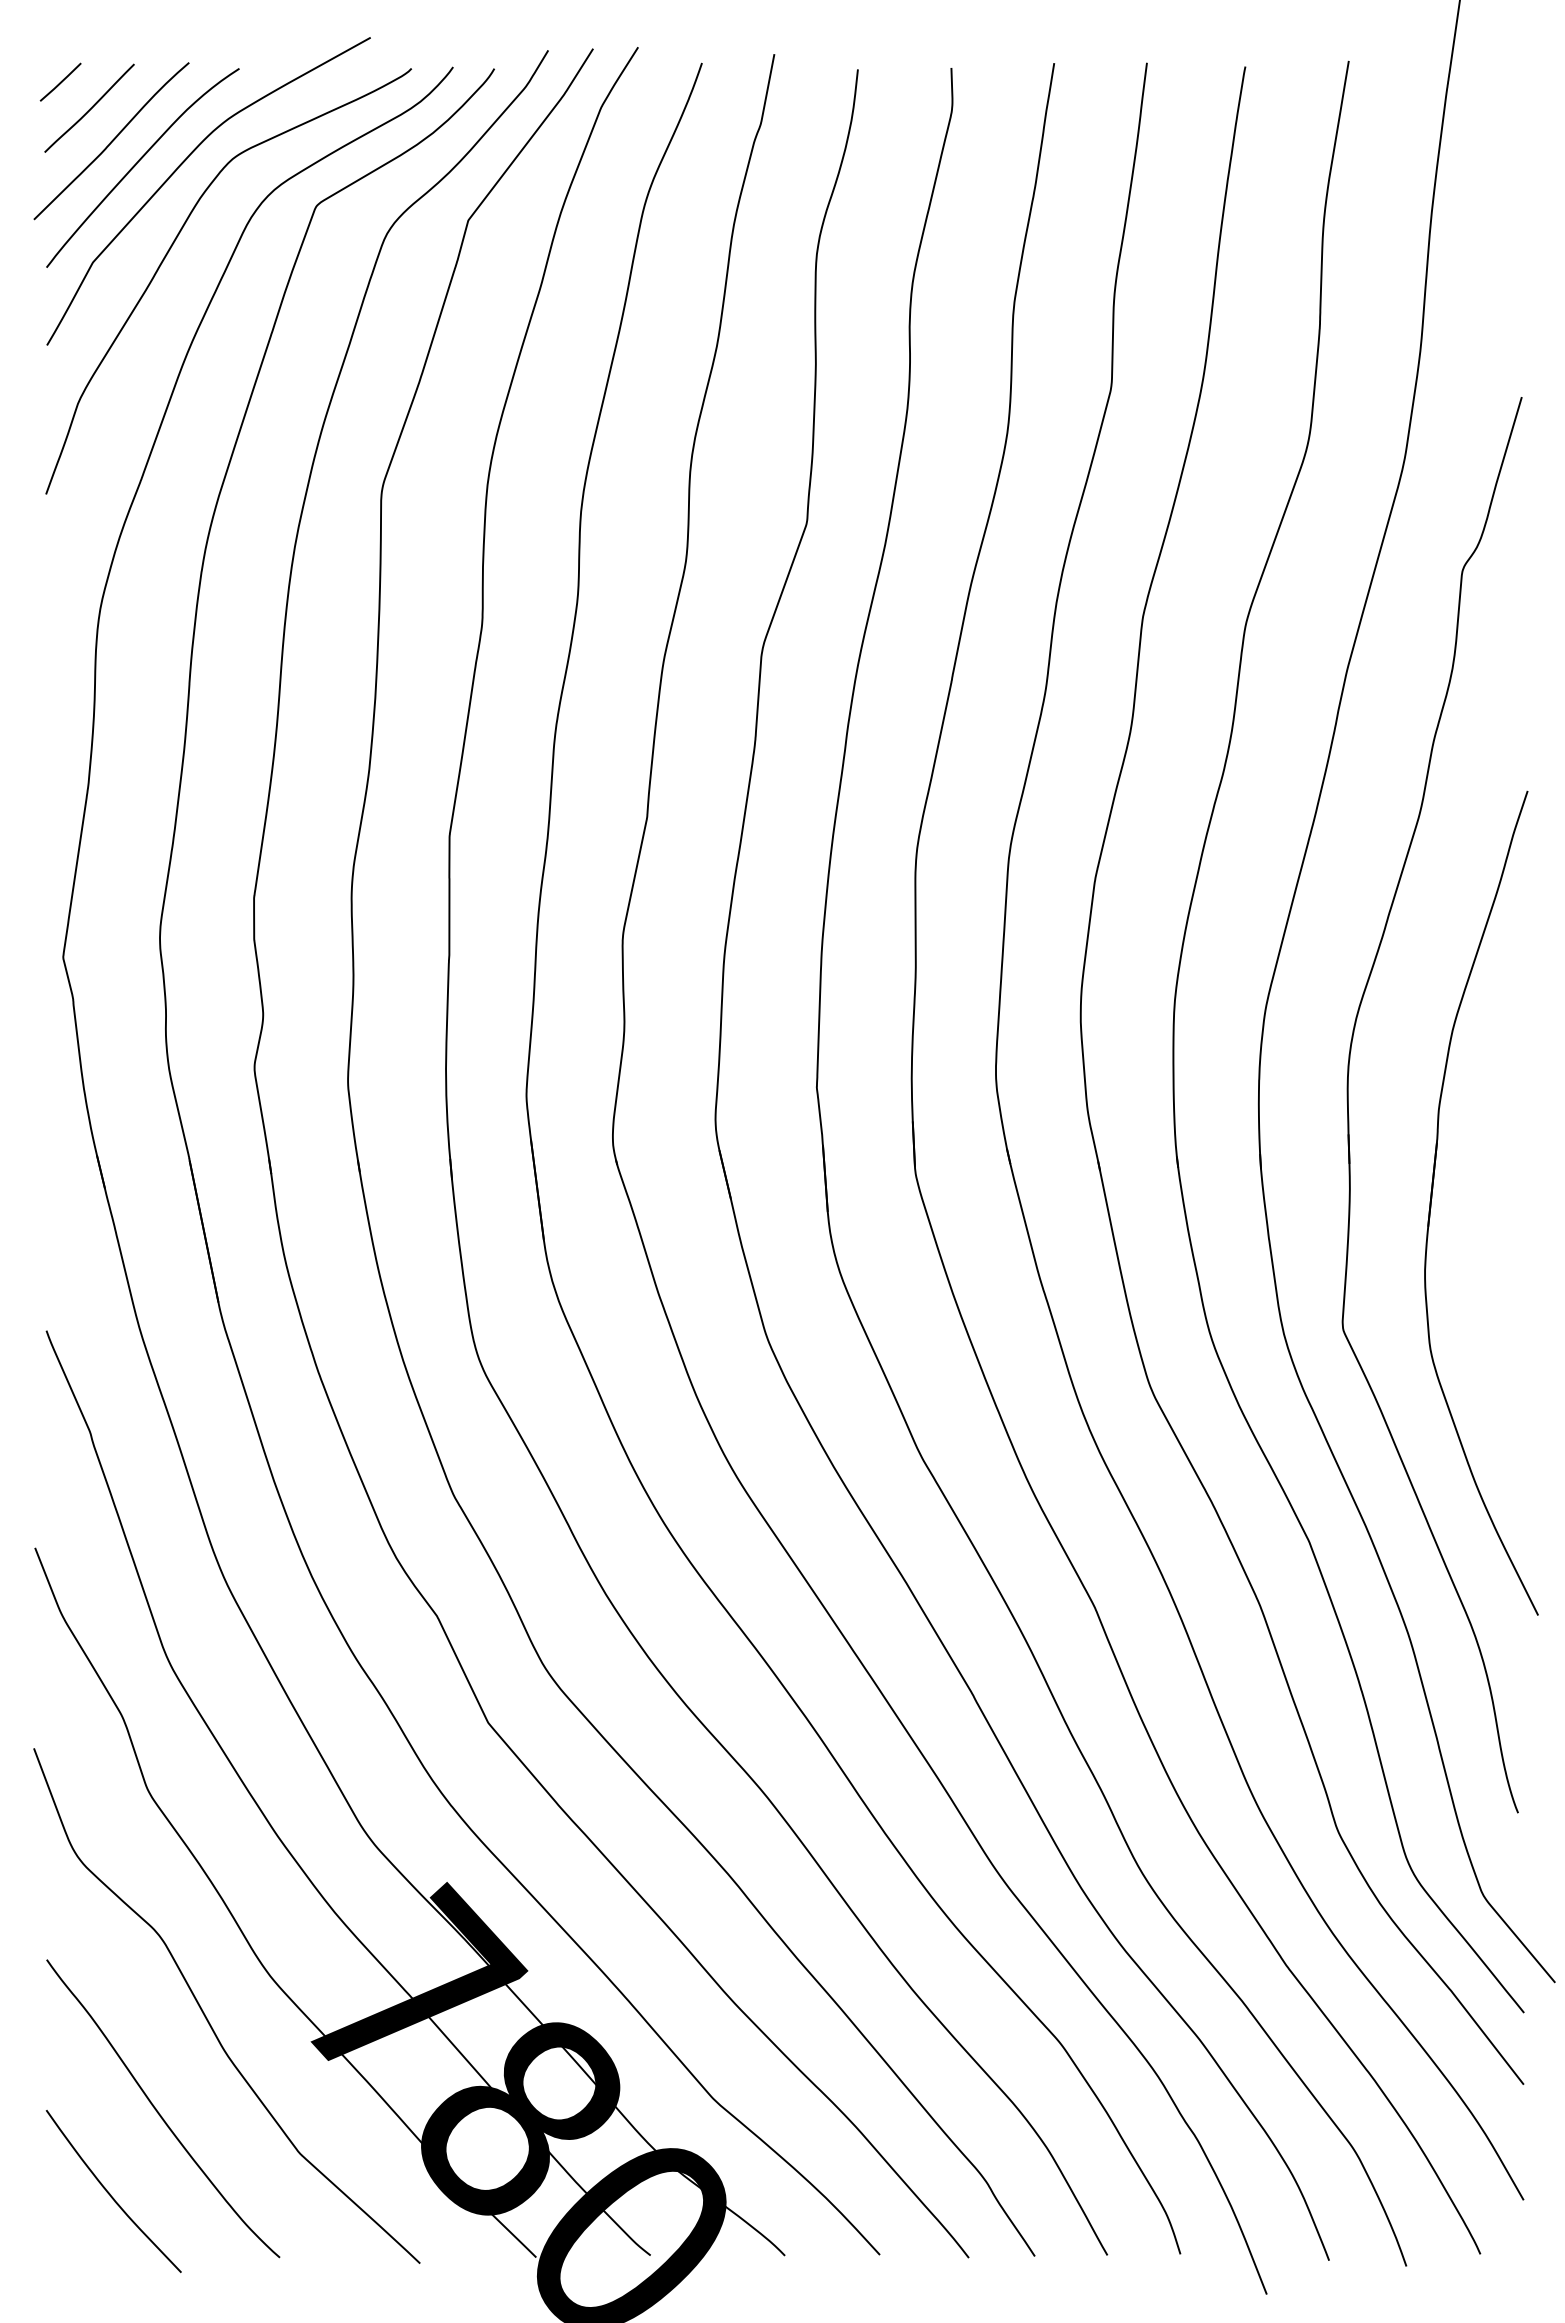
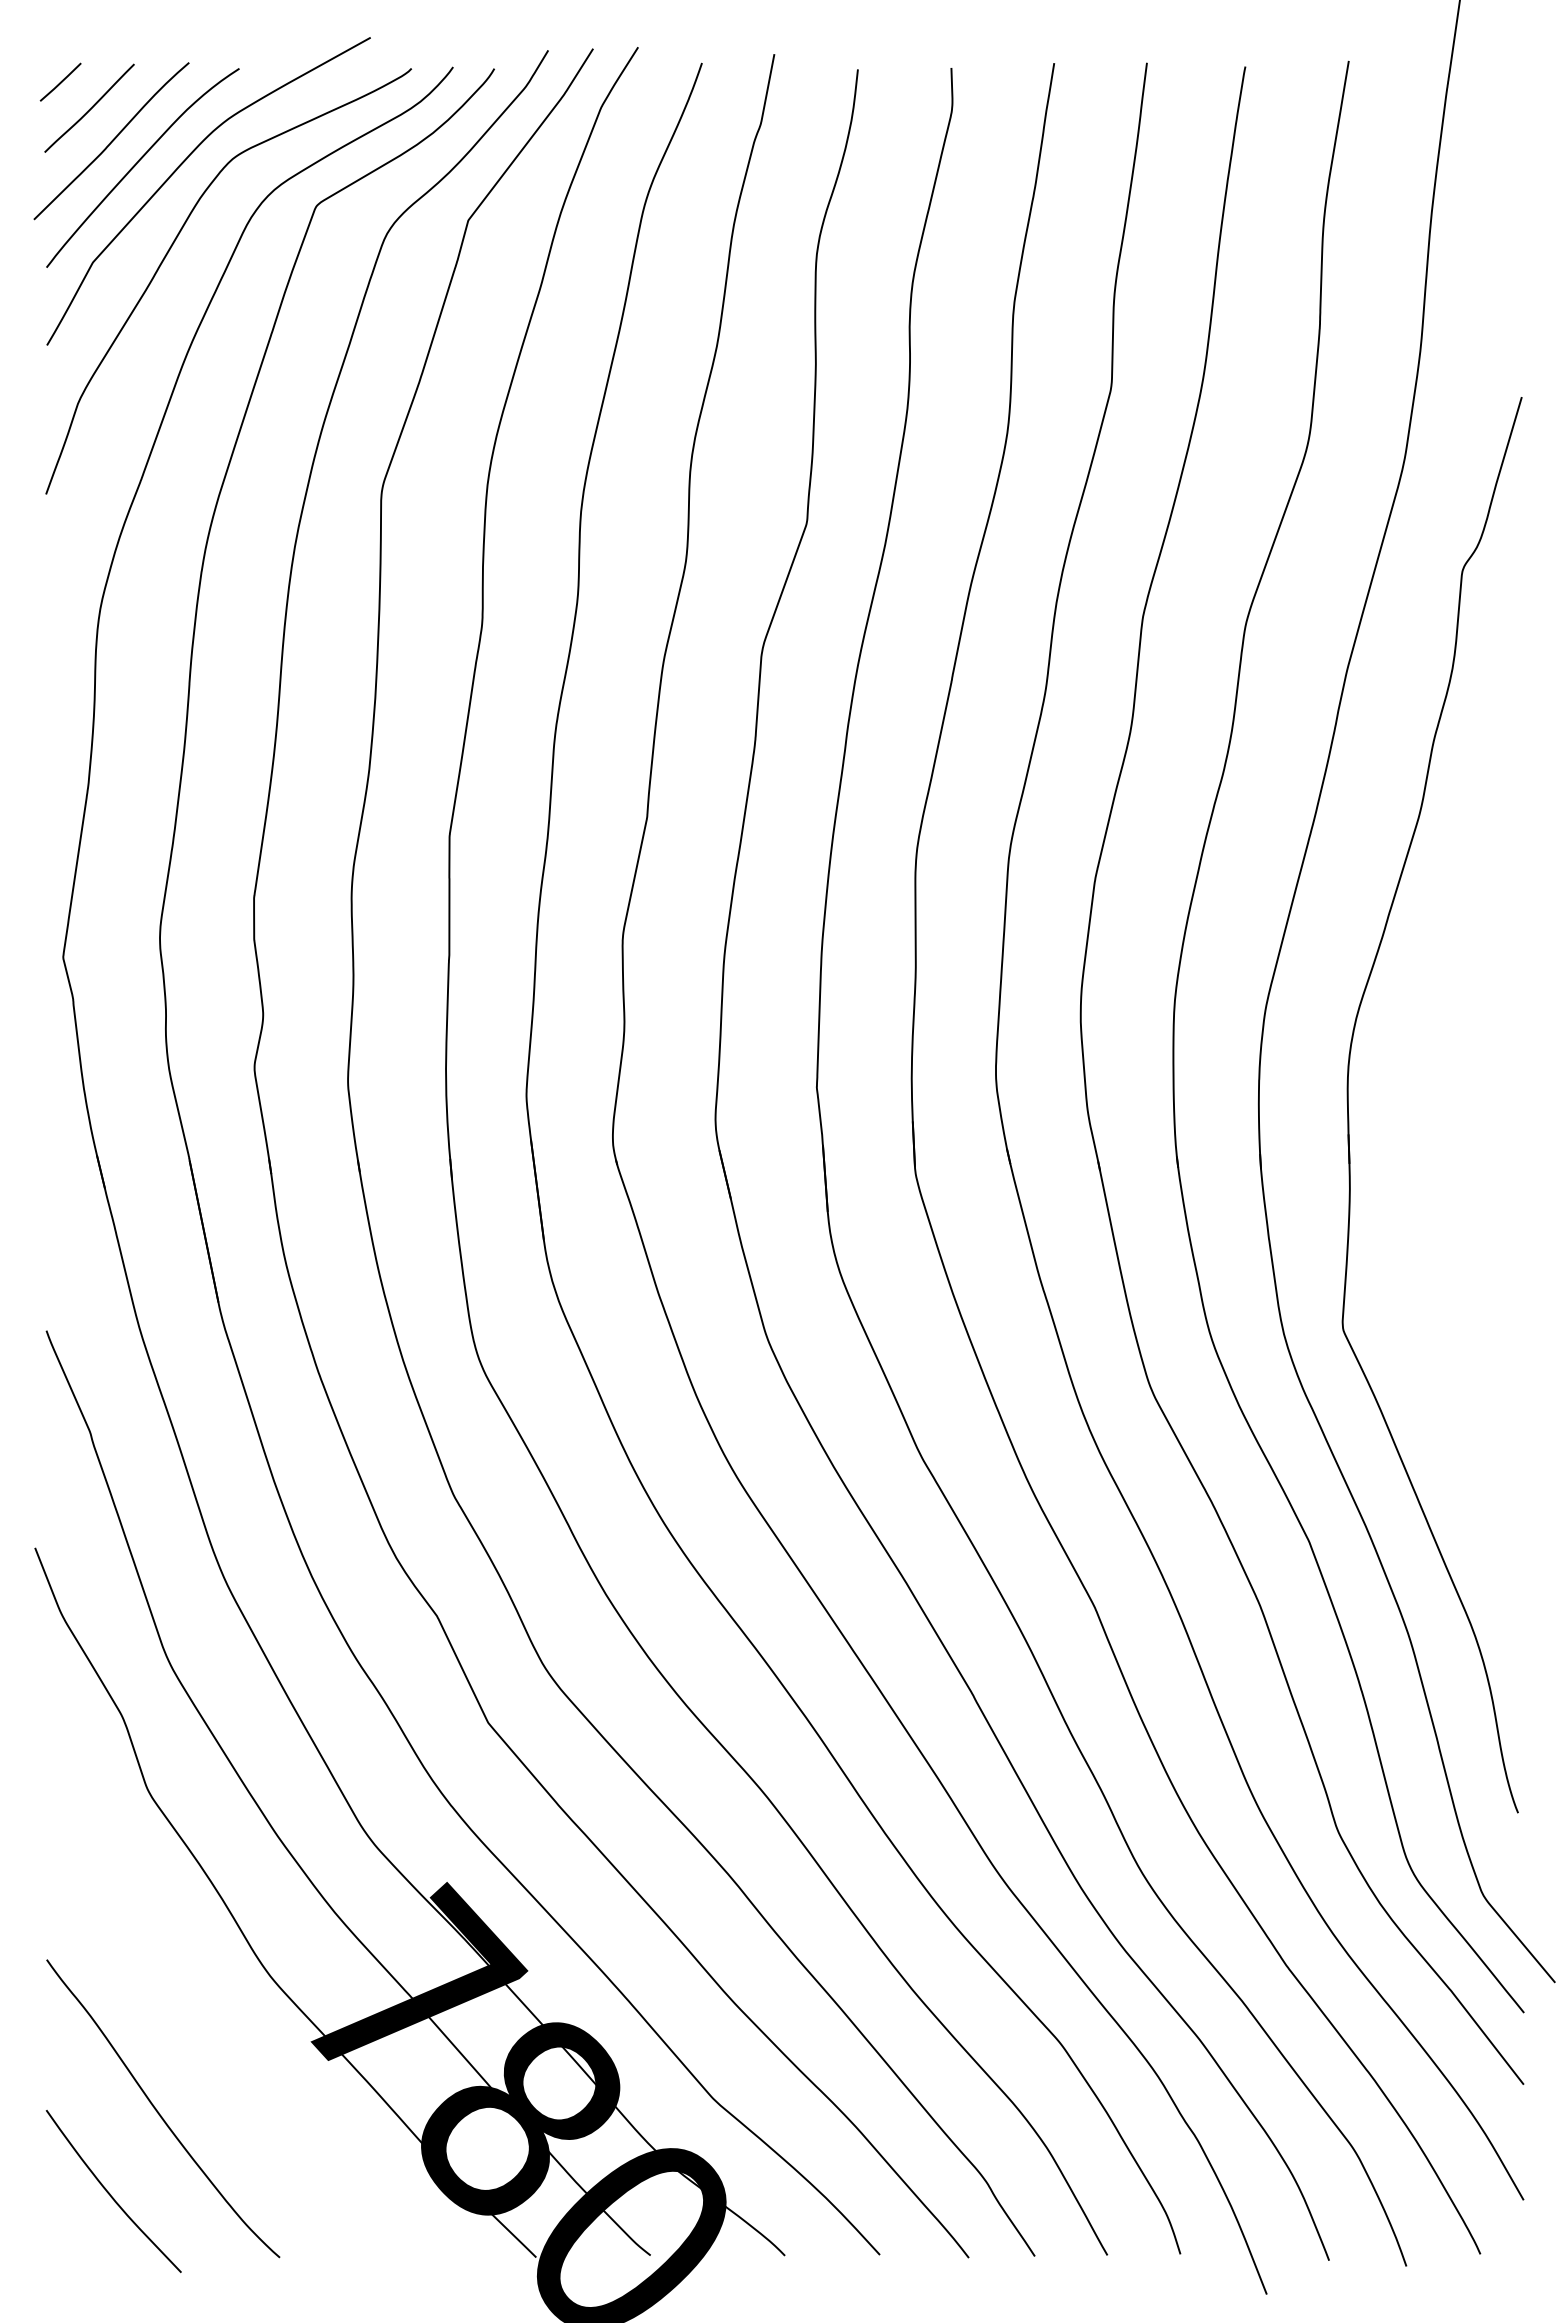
part: present -> none (1432, 1198)
curve: present -> none (208, 2019)
